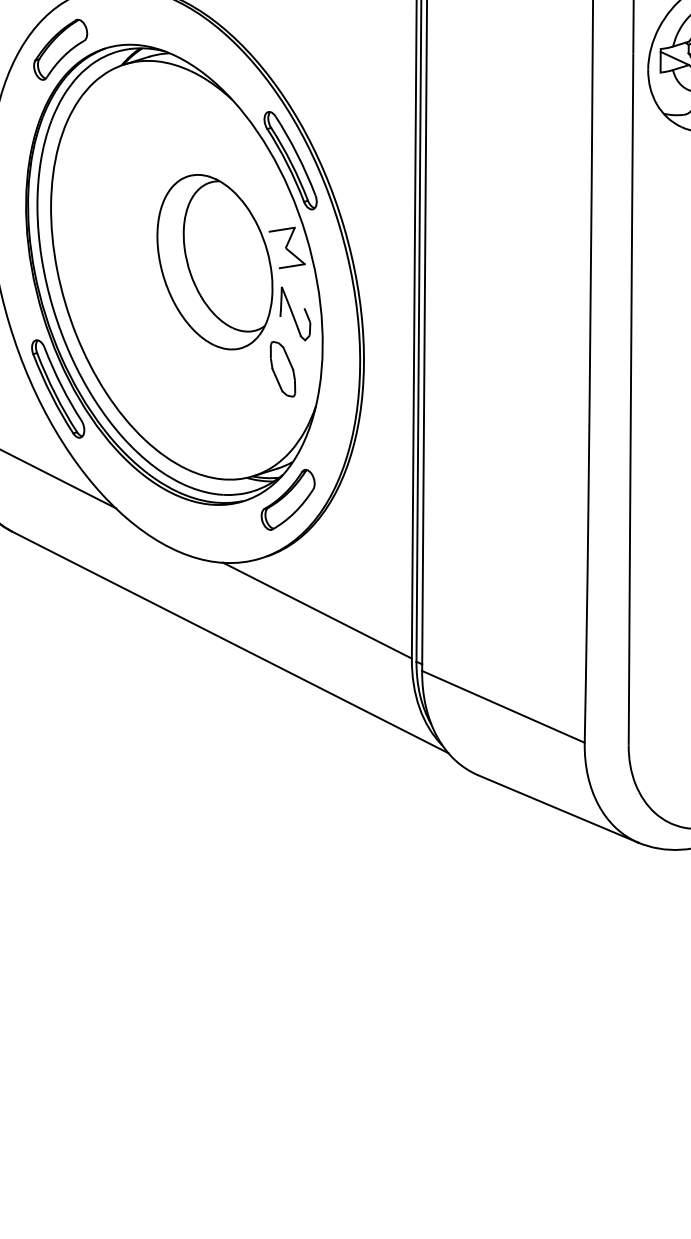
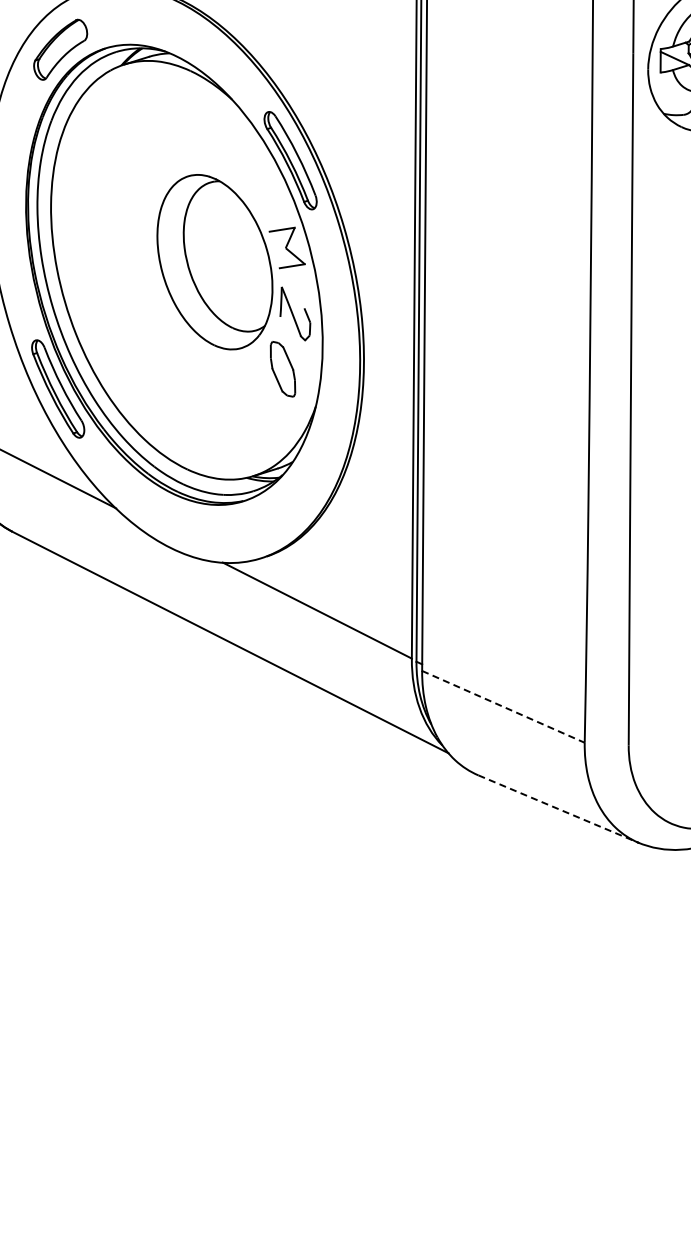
part: present -> none (287, 499)
line: solid -> dashed (503, 706)
line: solid -> dashed (558, 809)
